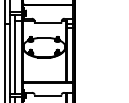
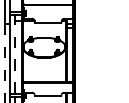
line: solid -> dashed (15, 54)
line: solid -> dashed (5, 63)
